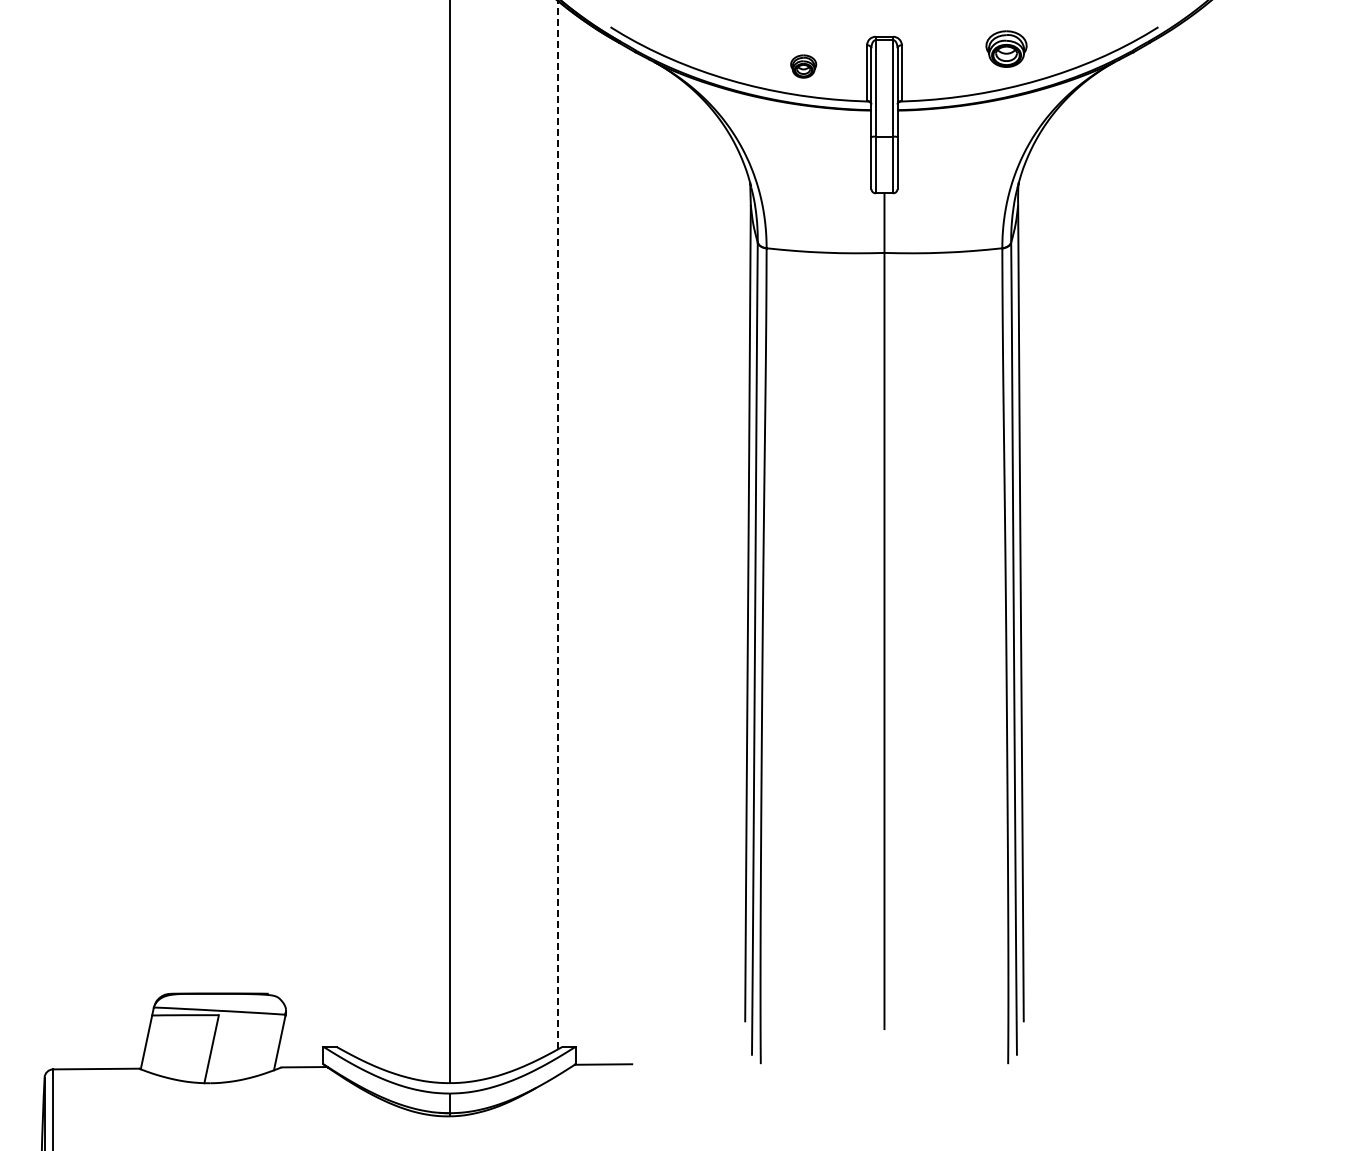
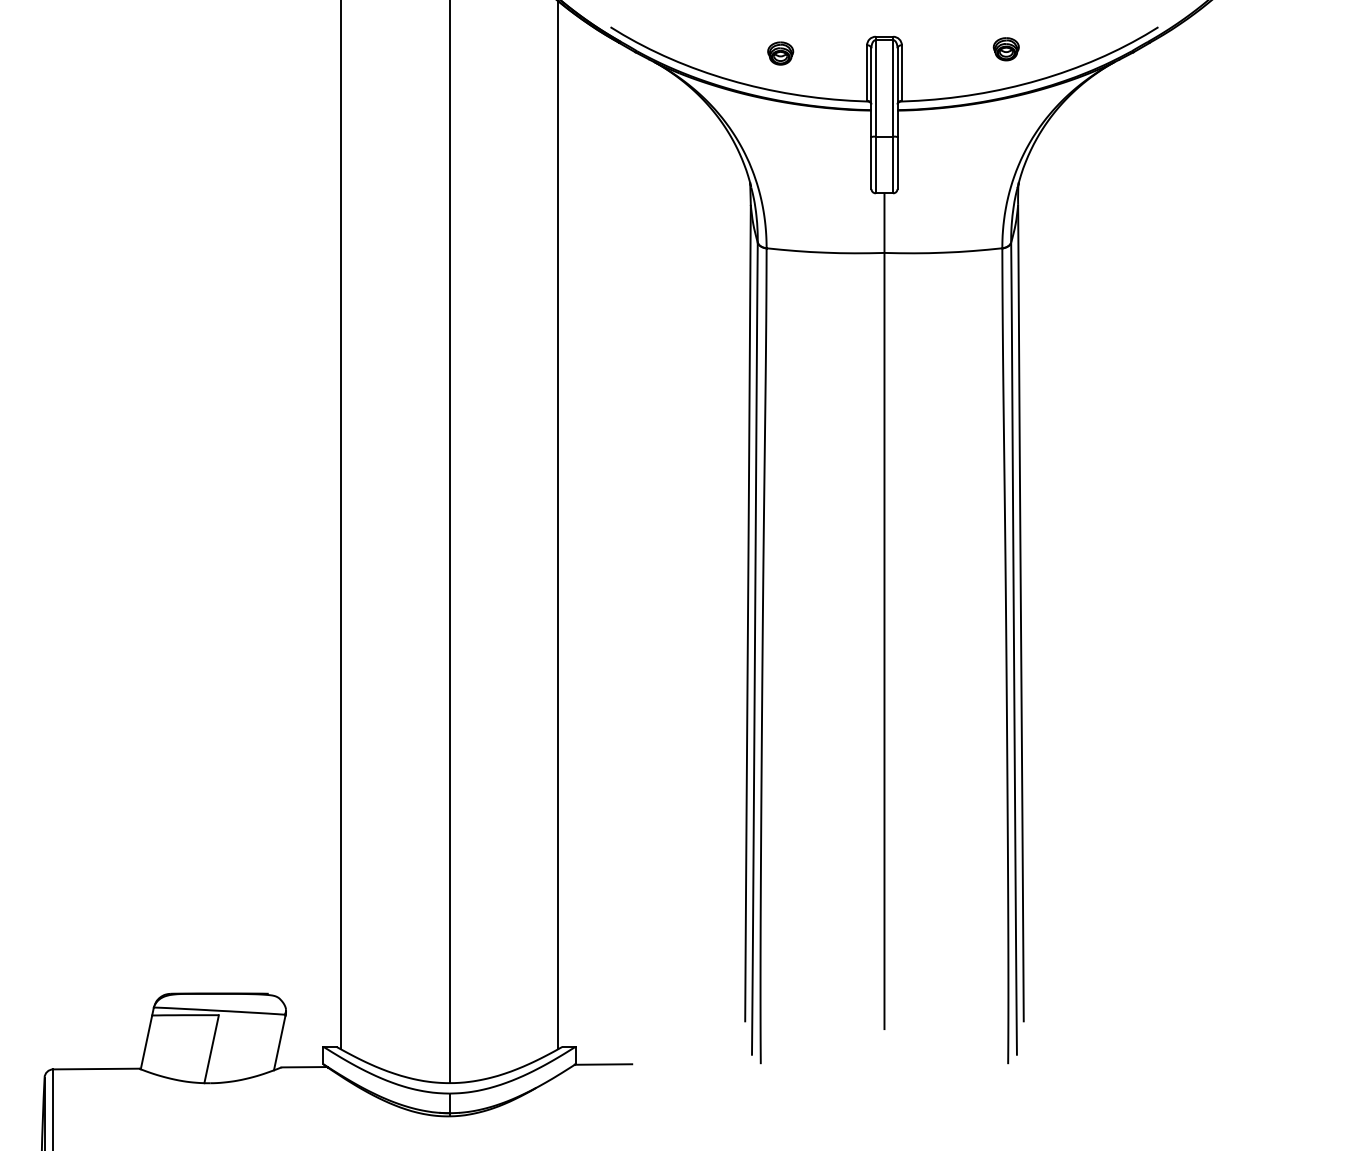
part size: 43x38 px -> 28x25 px (1005, 49)
part position: (803, 66) -> (780, 53) (780, 53)
line: dashed -> solid (558, 524)
line: none -> present (340, 525)
